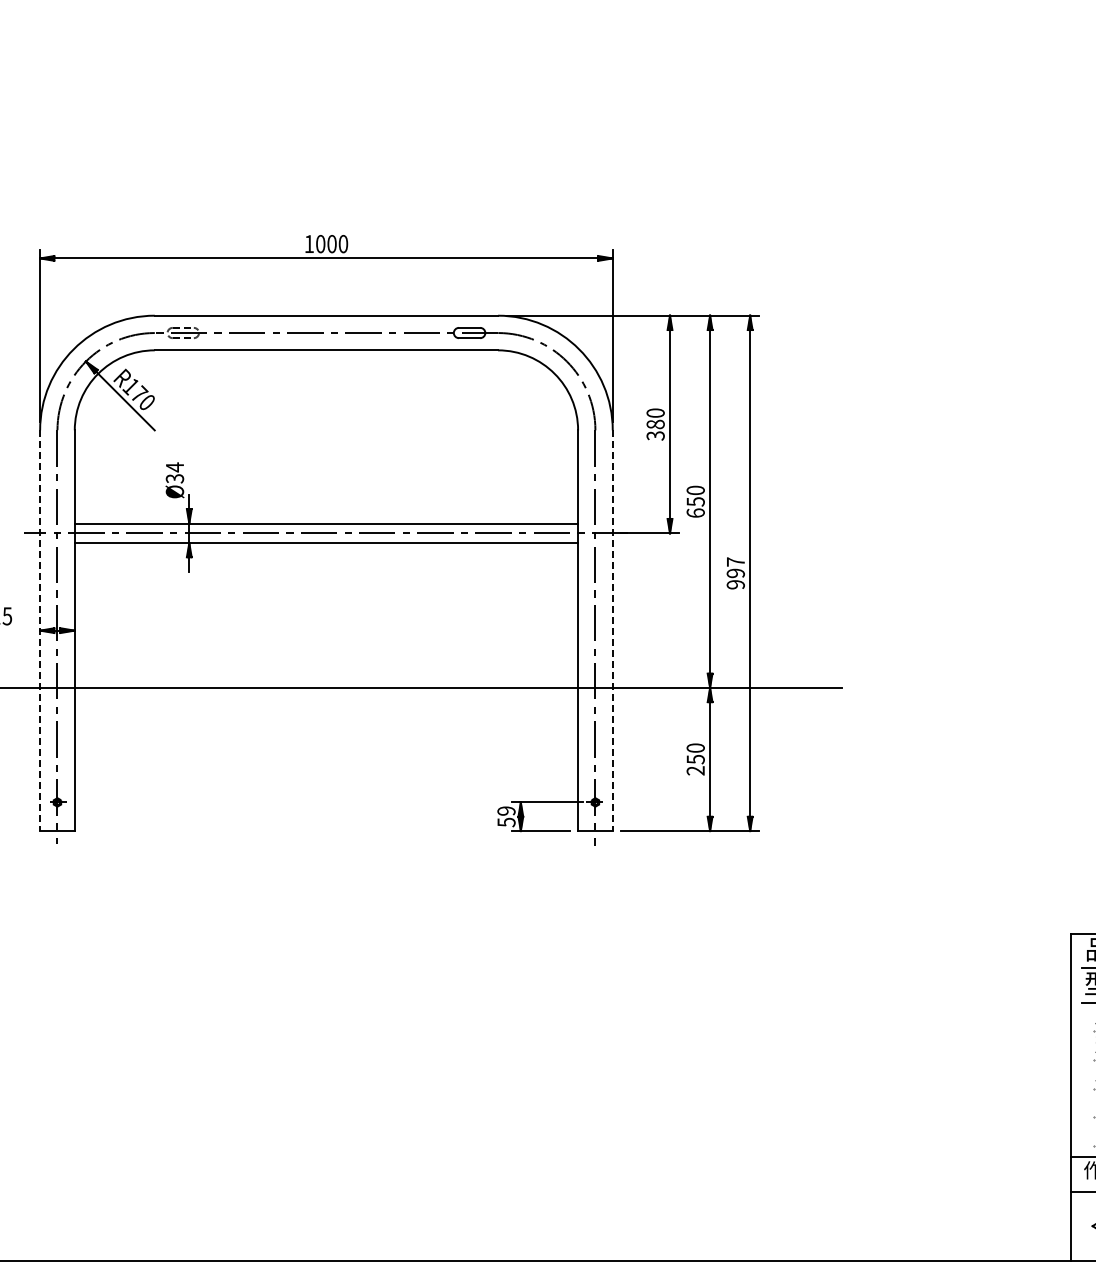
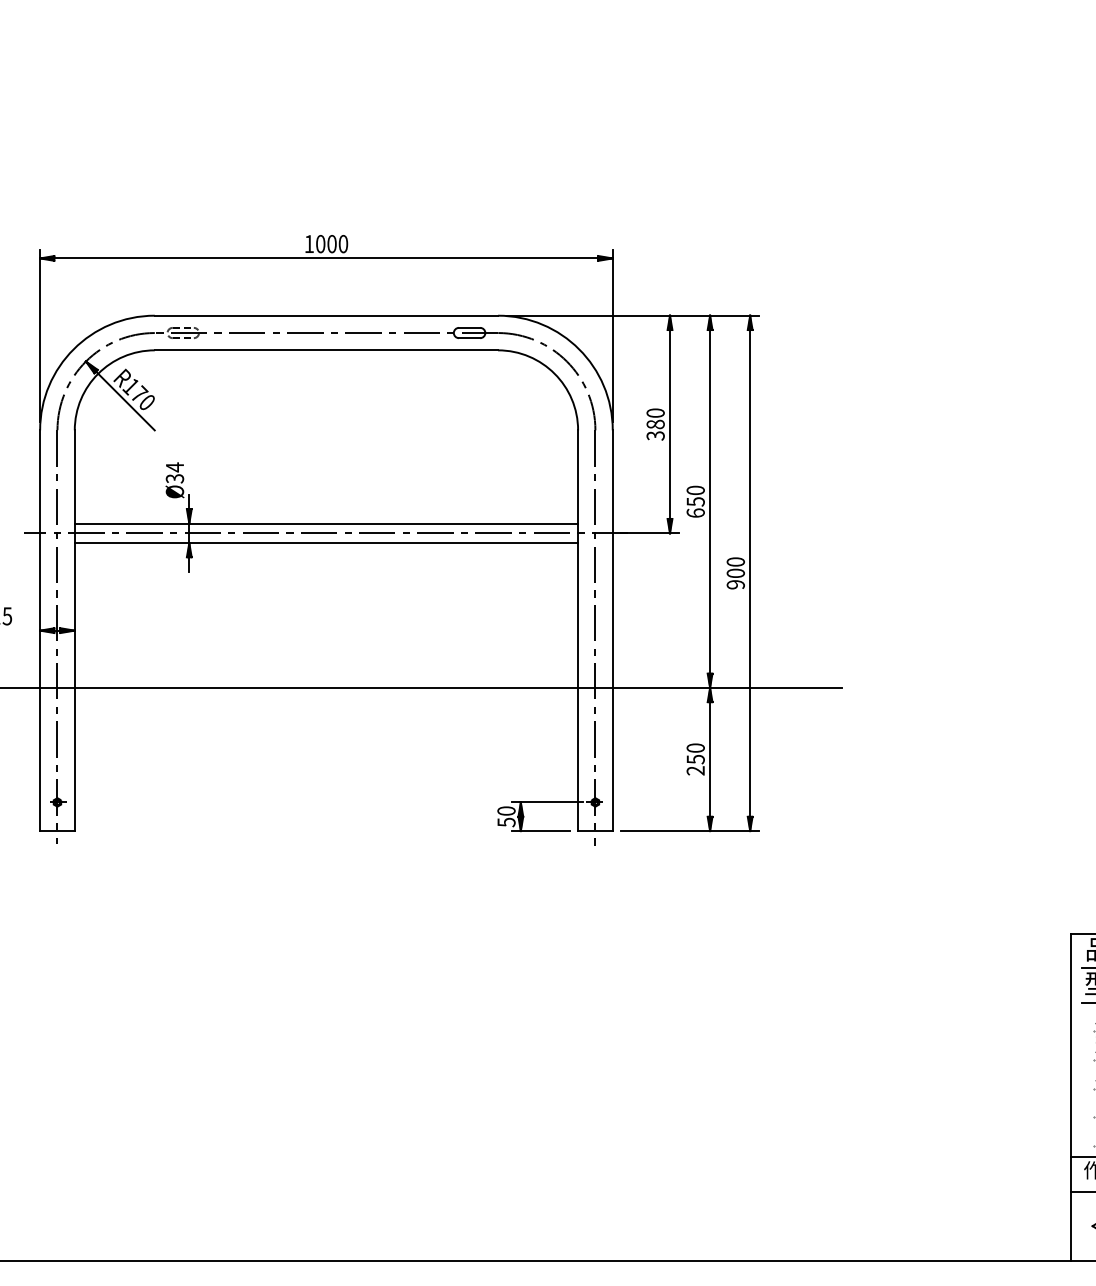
text: 997 -> 900 (735, 567)
line: dashed -> solid (40, 631)
line: dashed -> solid (612, 631)
text: 59 -> 50 (506, 810)
